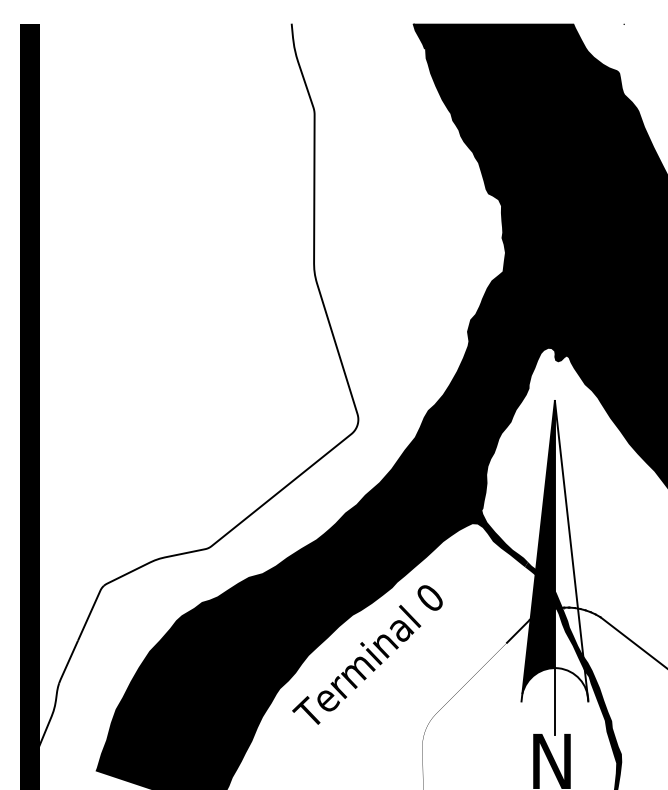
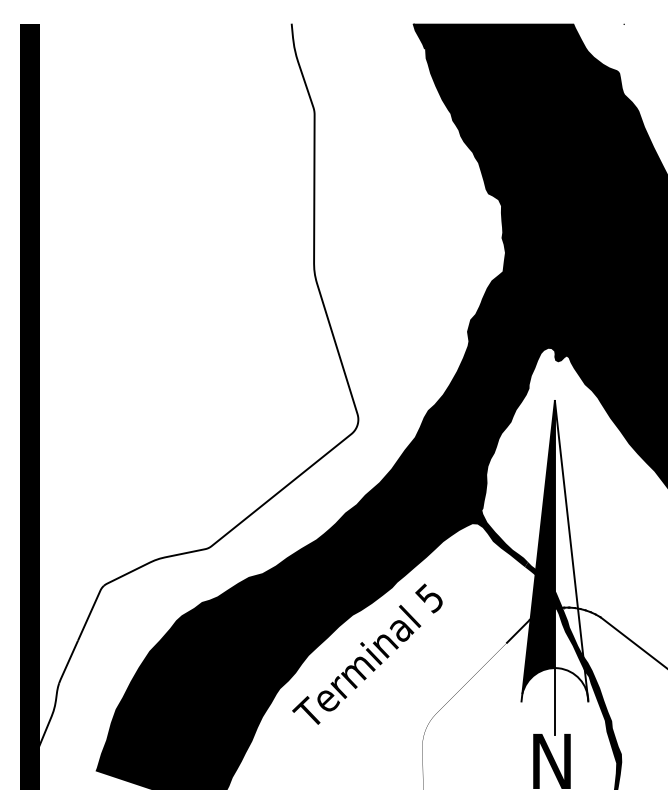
text: 0 -> 5 (428, 598)
